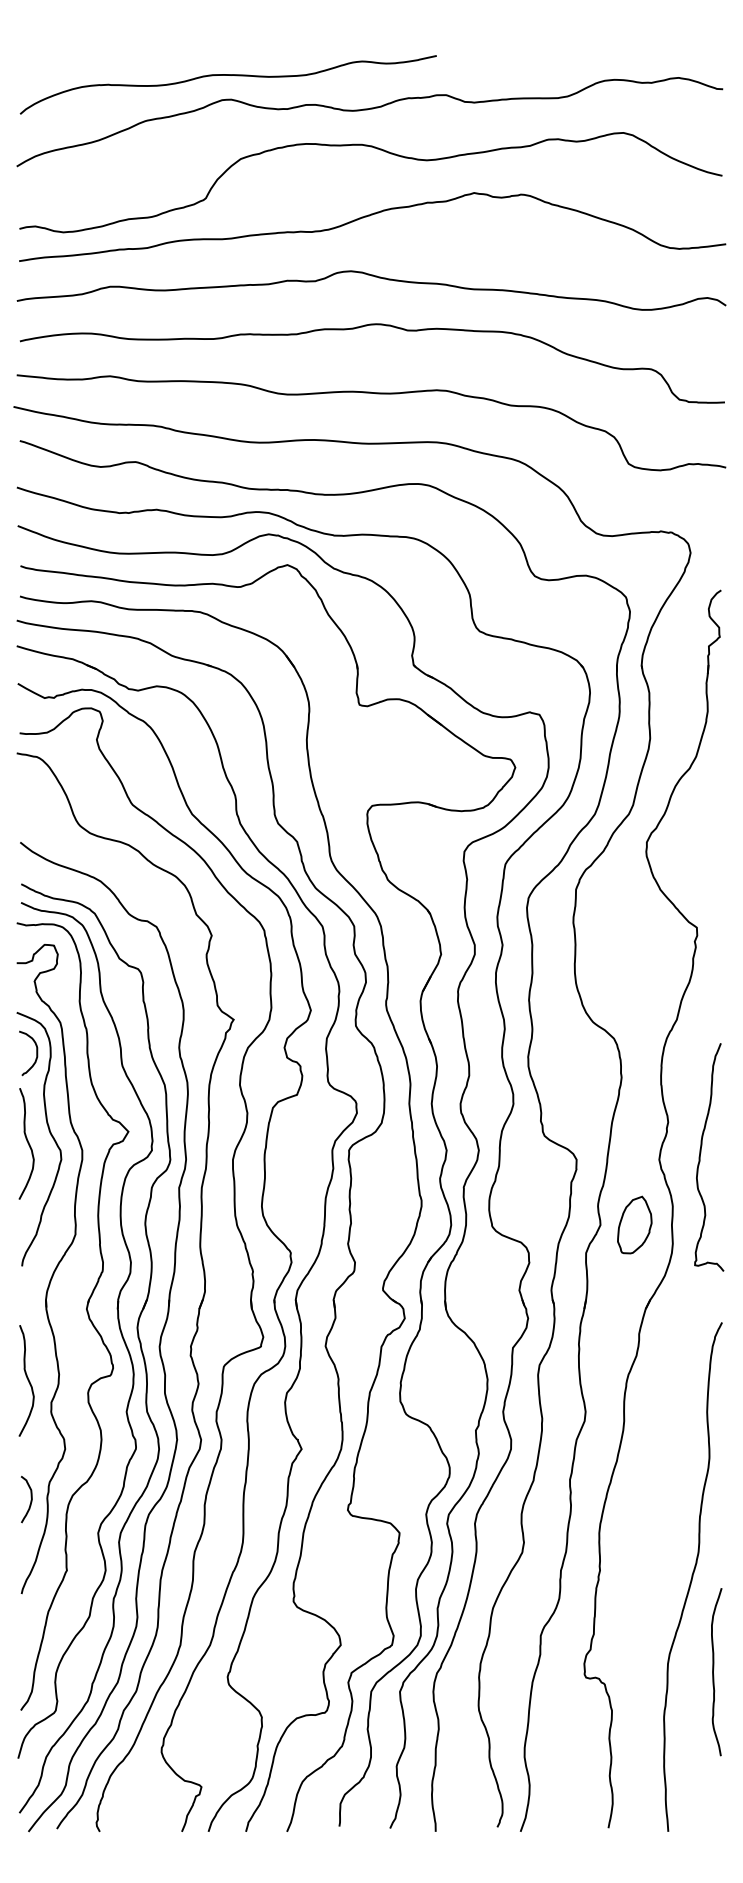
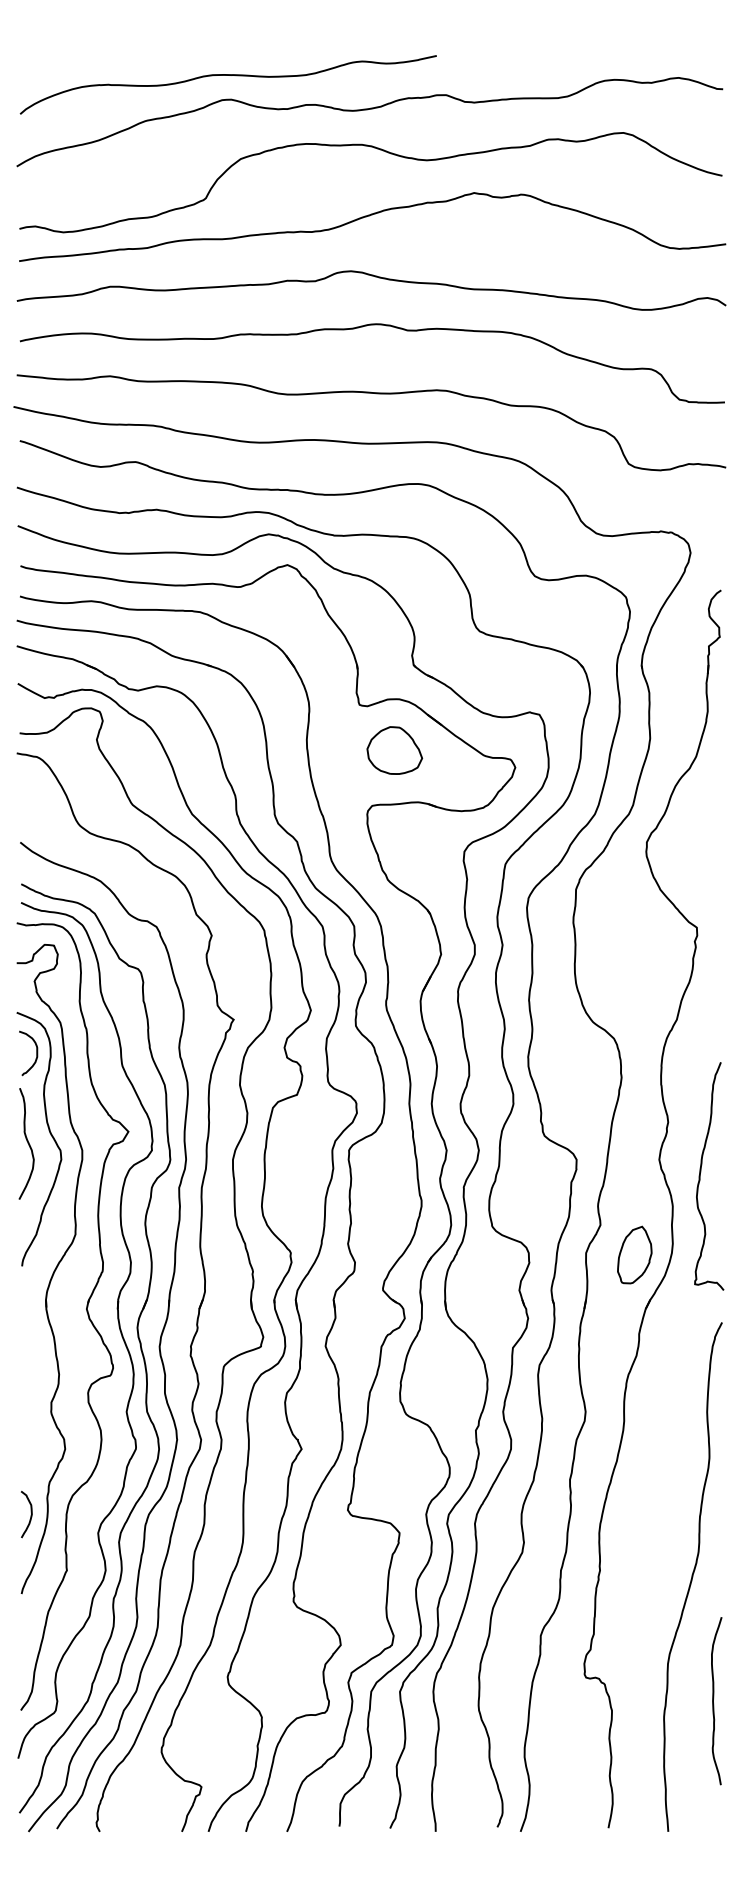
part: none -> present (394, 750)
curve position: (701, 1153) -> (701, 1172) (701, 1172)
part position: (634, 1224) -> (634, 1254) (634, 1254)
curve: present -> none (27, 1380)
curve position: (30, 1500) -> (30, 1515) (30, 1515)
curve position: (713, 1672) -> (713, 1701) (713, 1701)
